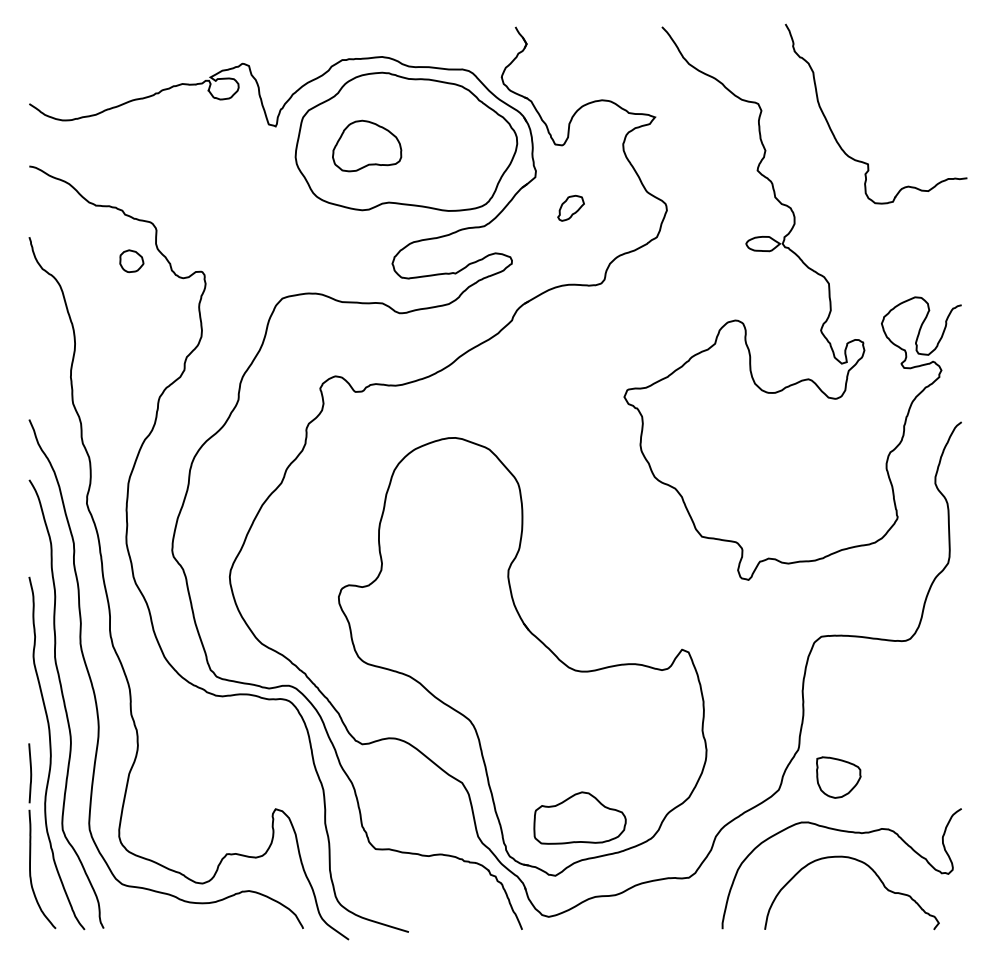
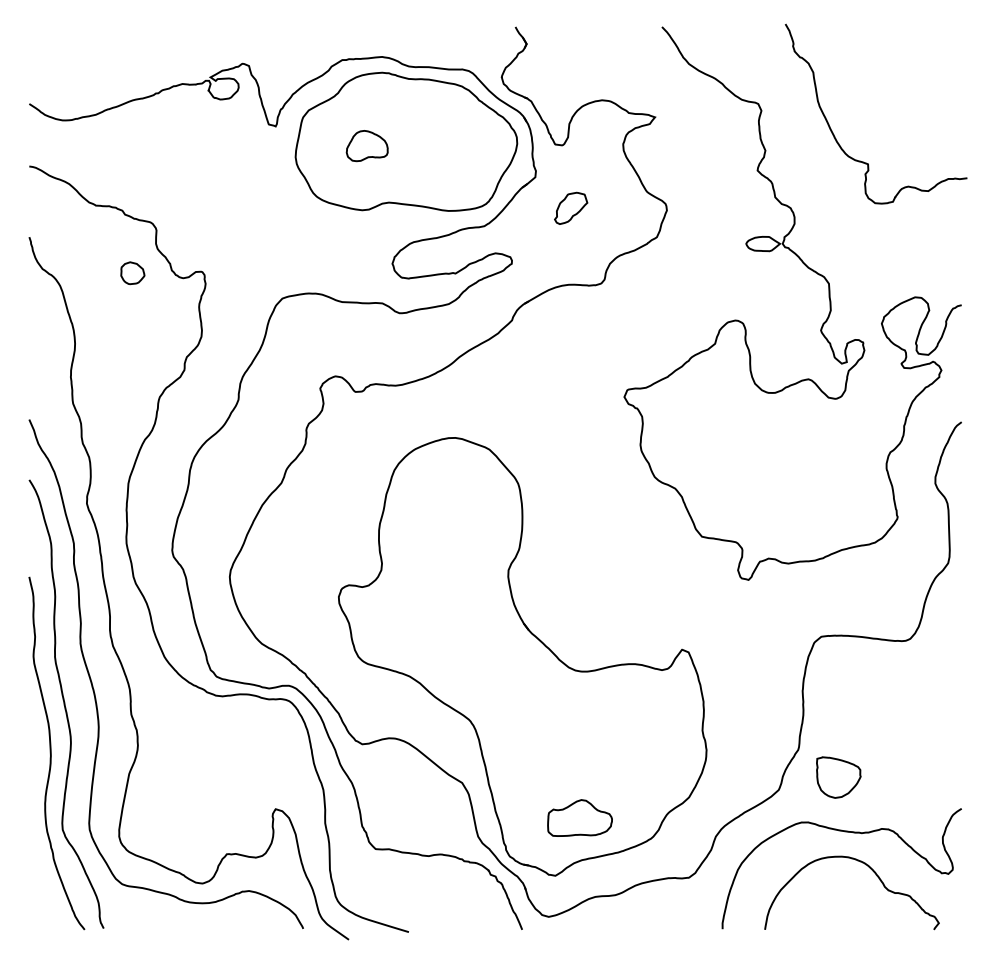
part size: 71x54 px -> 44x33 px (366, 146)
part size: 28x28 px -> 35x34 px (571, 207)
part position: (131, 261) -> (132, 273) (132, 273)
part size: 94x54 px -> 66x38 px (579, 817)
part: present -> none (31, 836)
